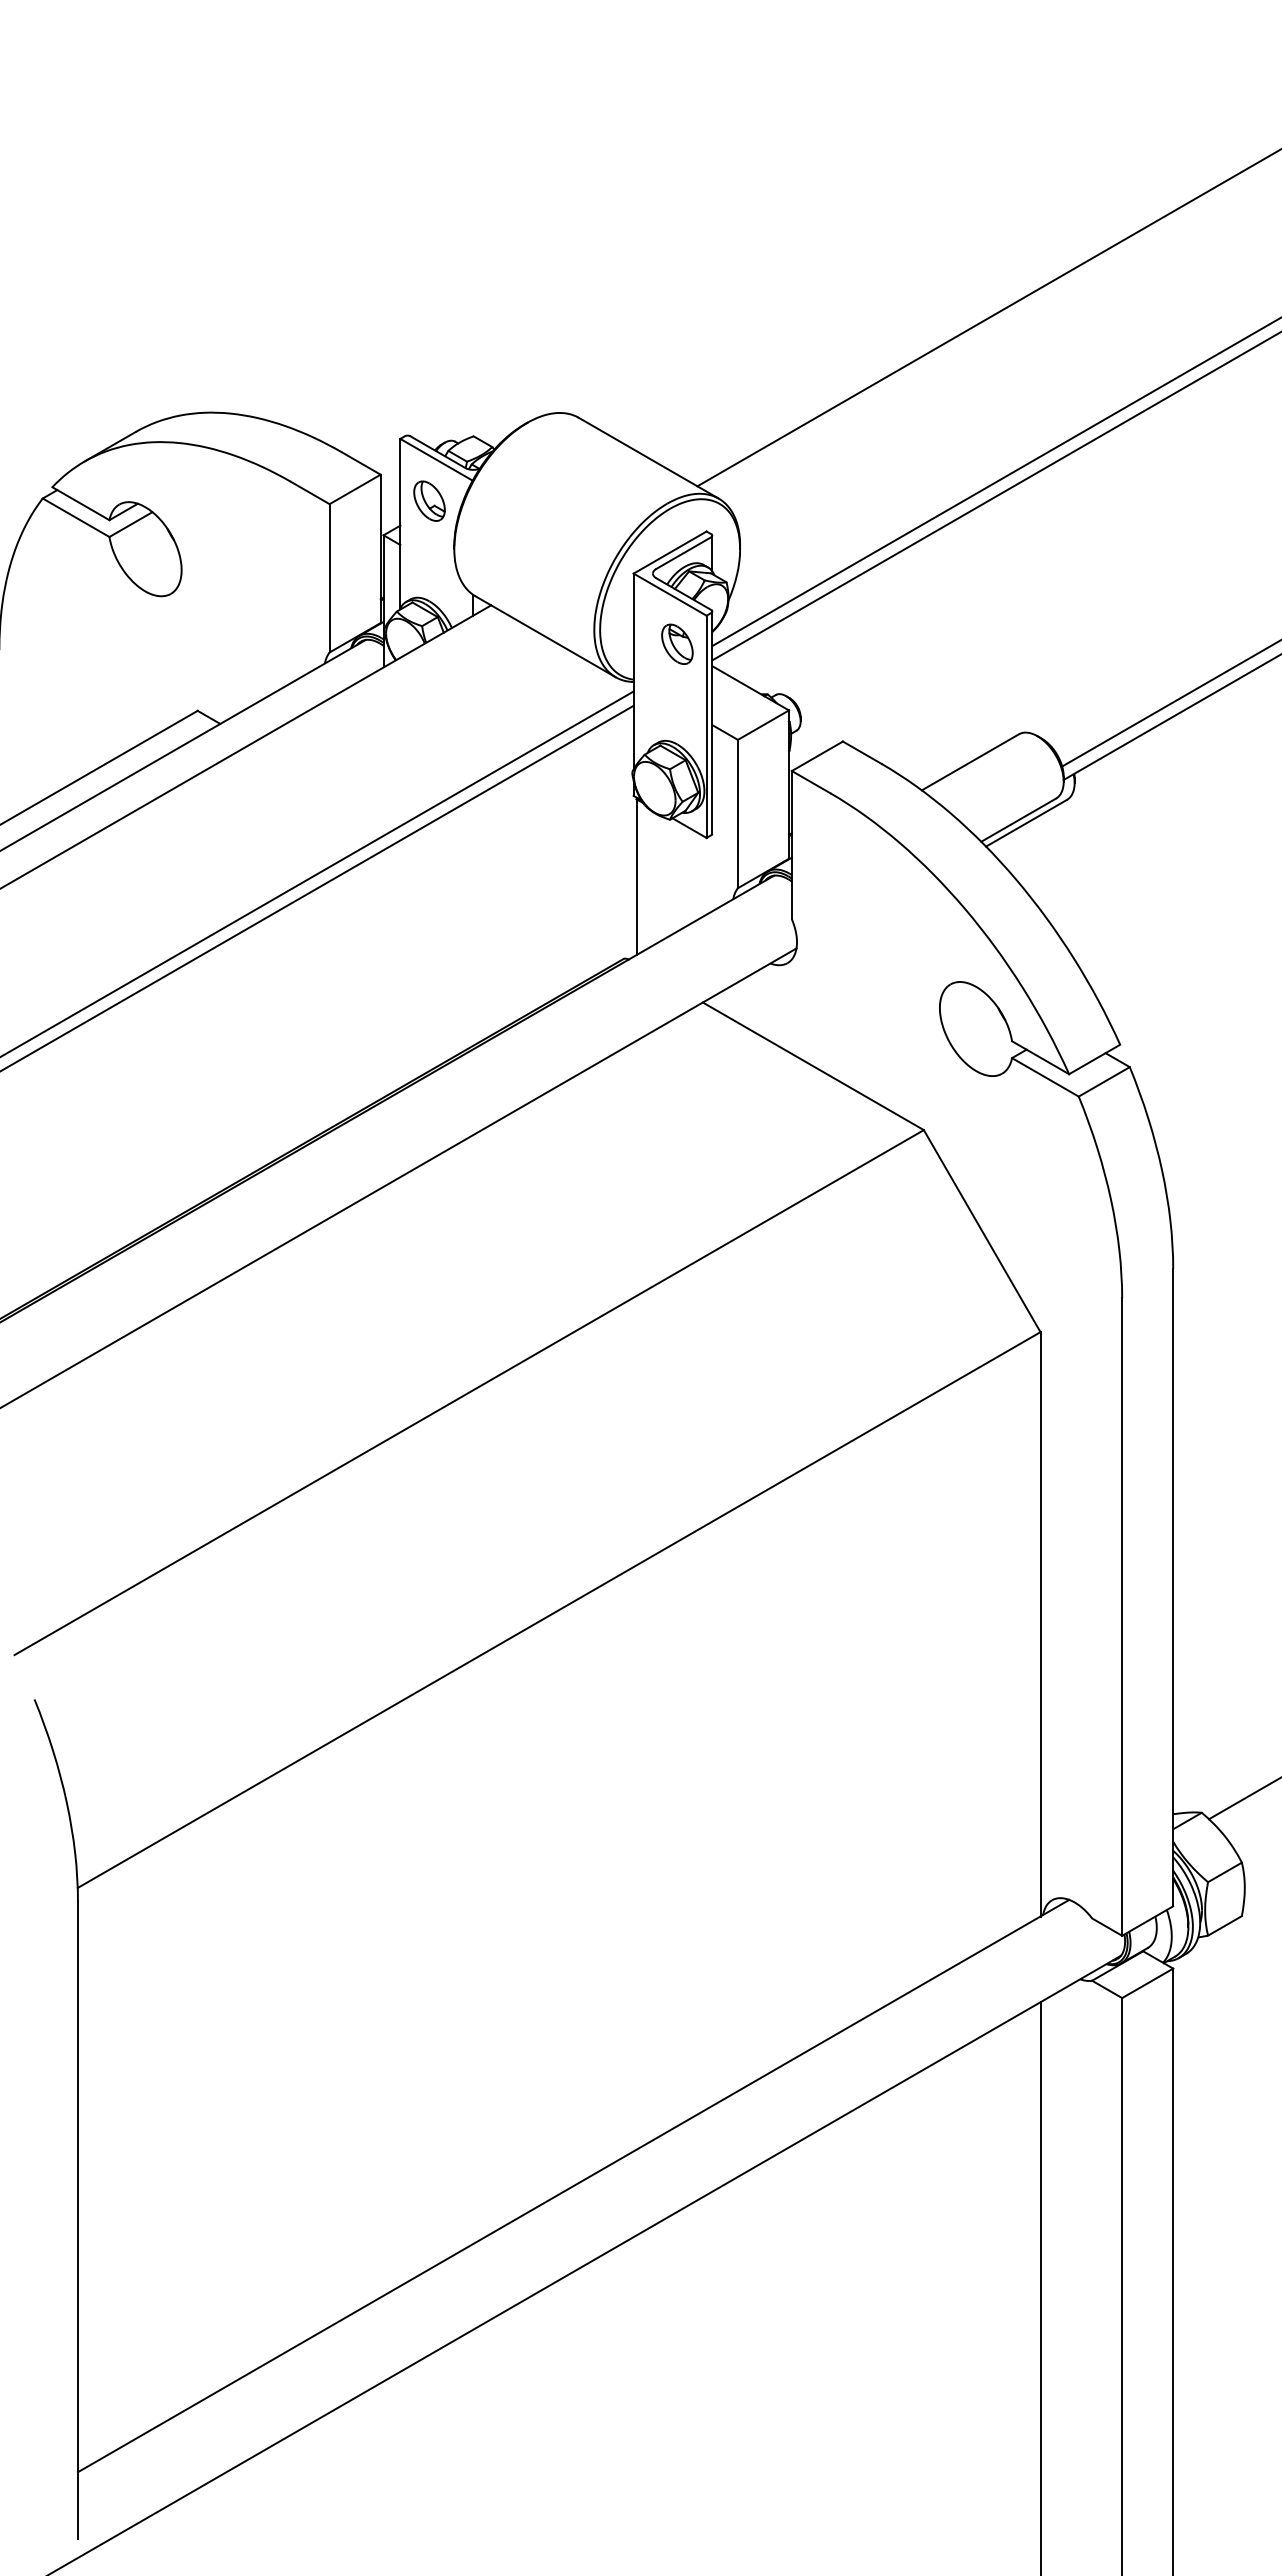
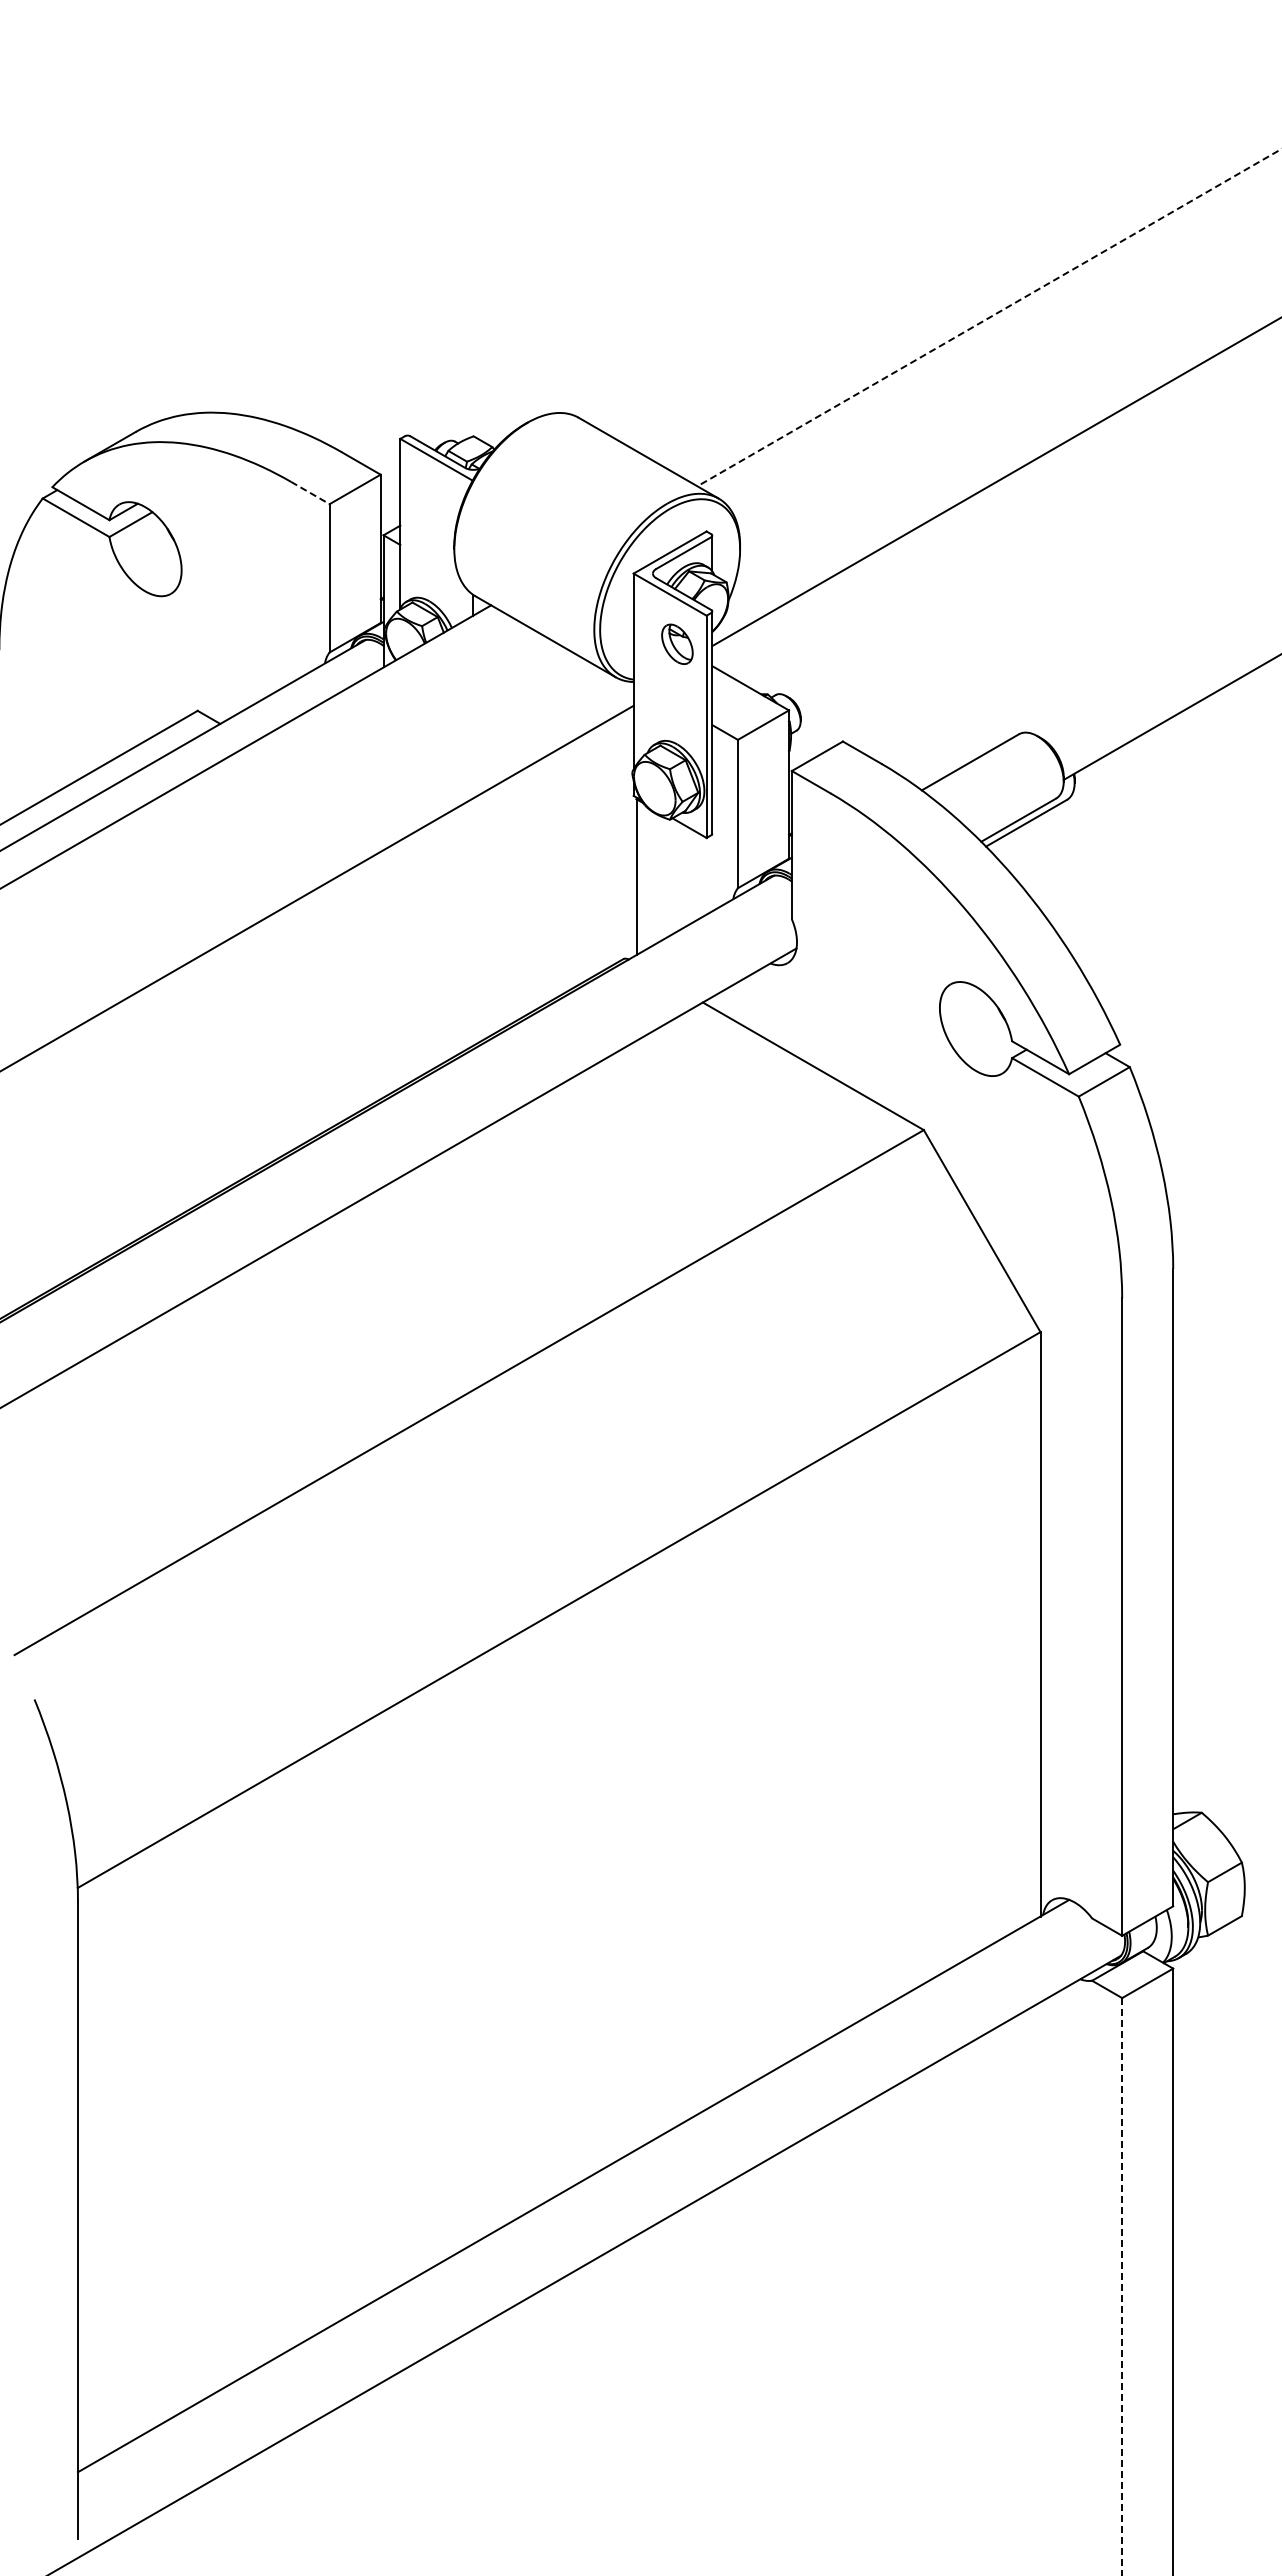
line: solid -> dashed (989, 317)
line: solid -> dashed (310, 493)
line: present -> none (995, 496)
part: present -> none (429, 500)
line: present -> none (1170, 703)
line: present -> none (317, 873)
line: present -> none (1243, 1799)
line: solid -> dashed (1122, 2286)
line: present -> none (1040, 2287)
